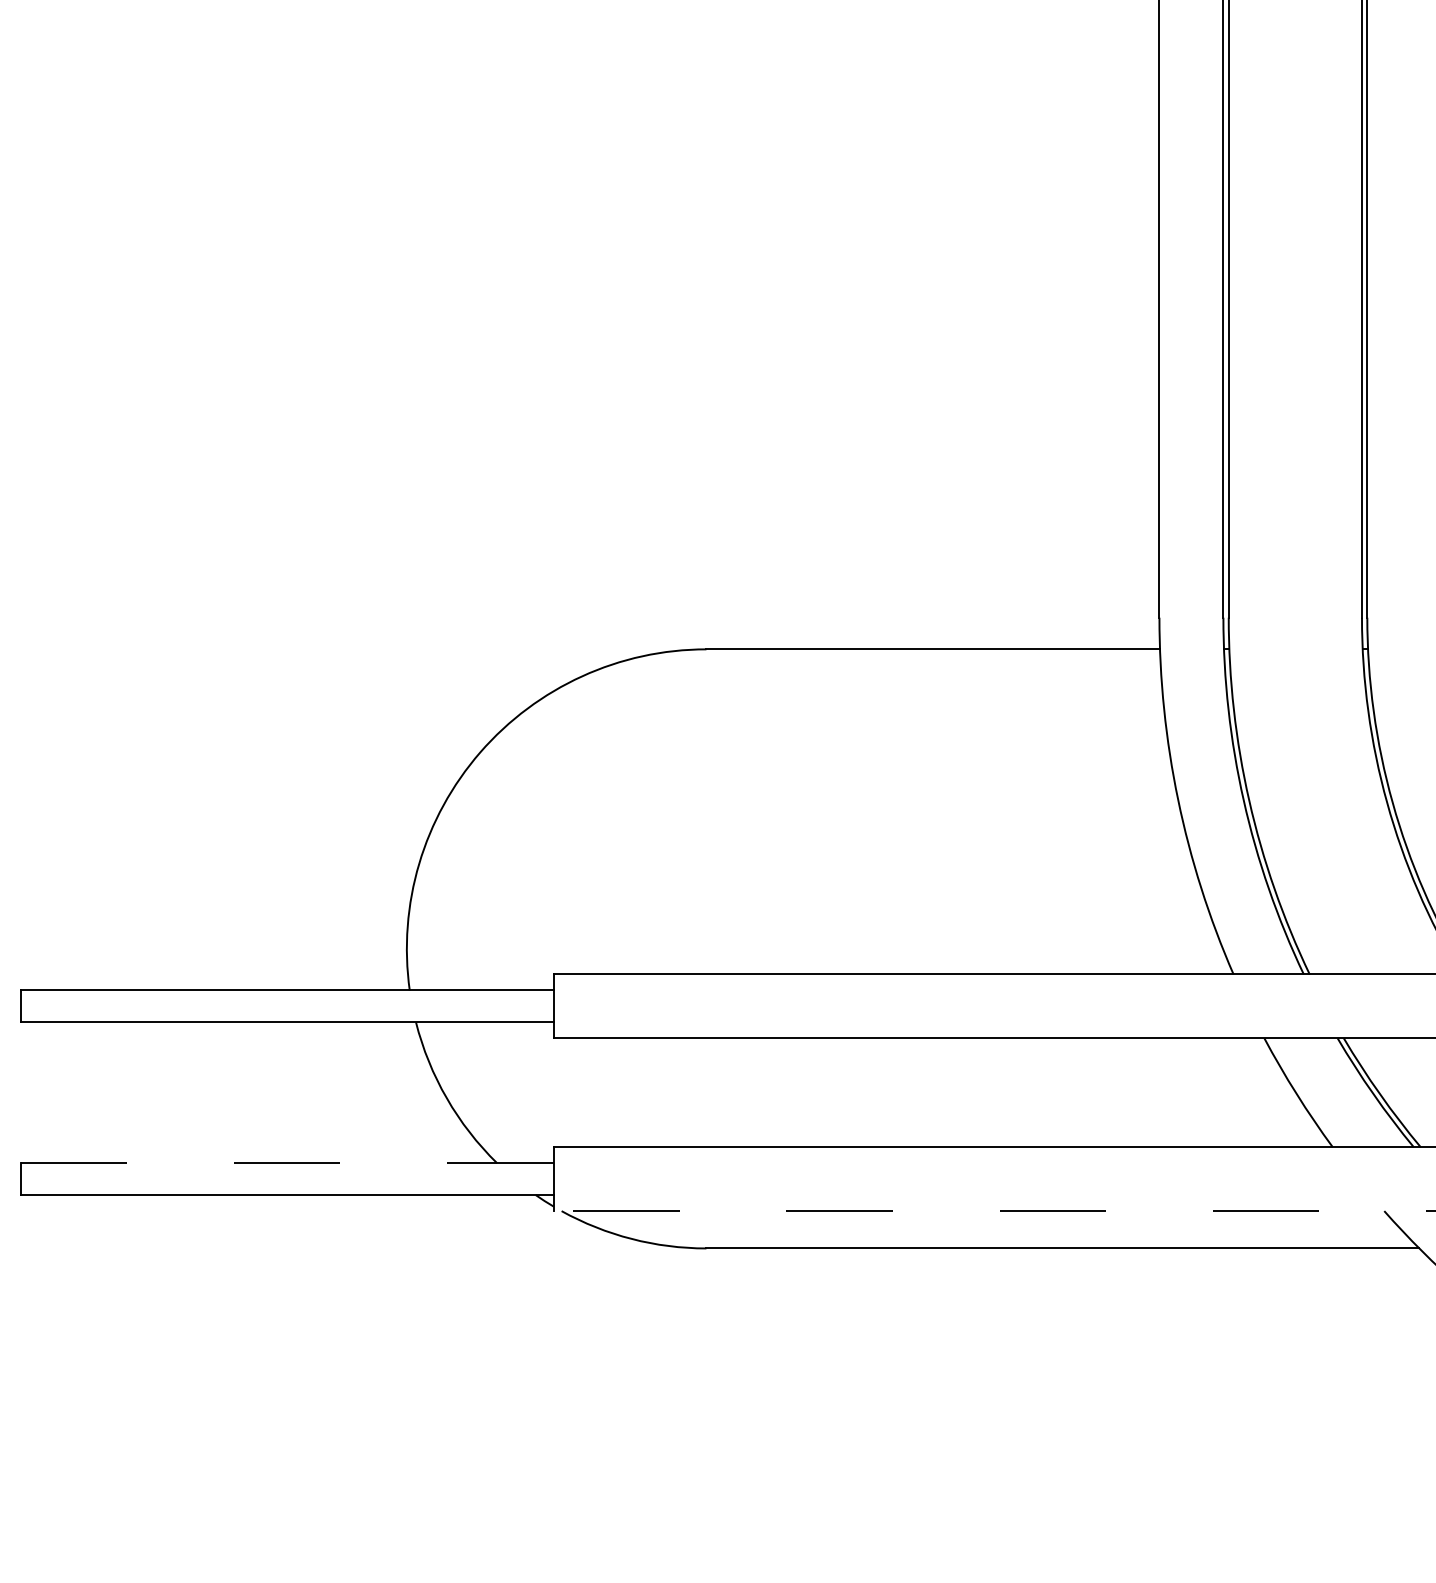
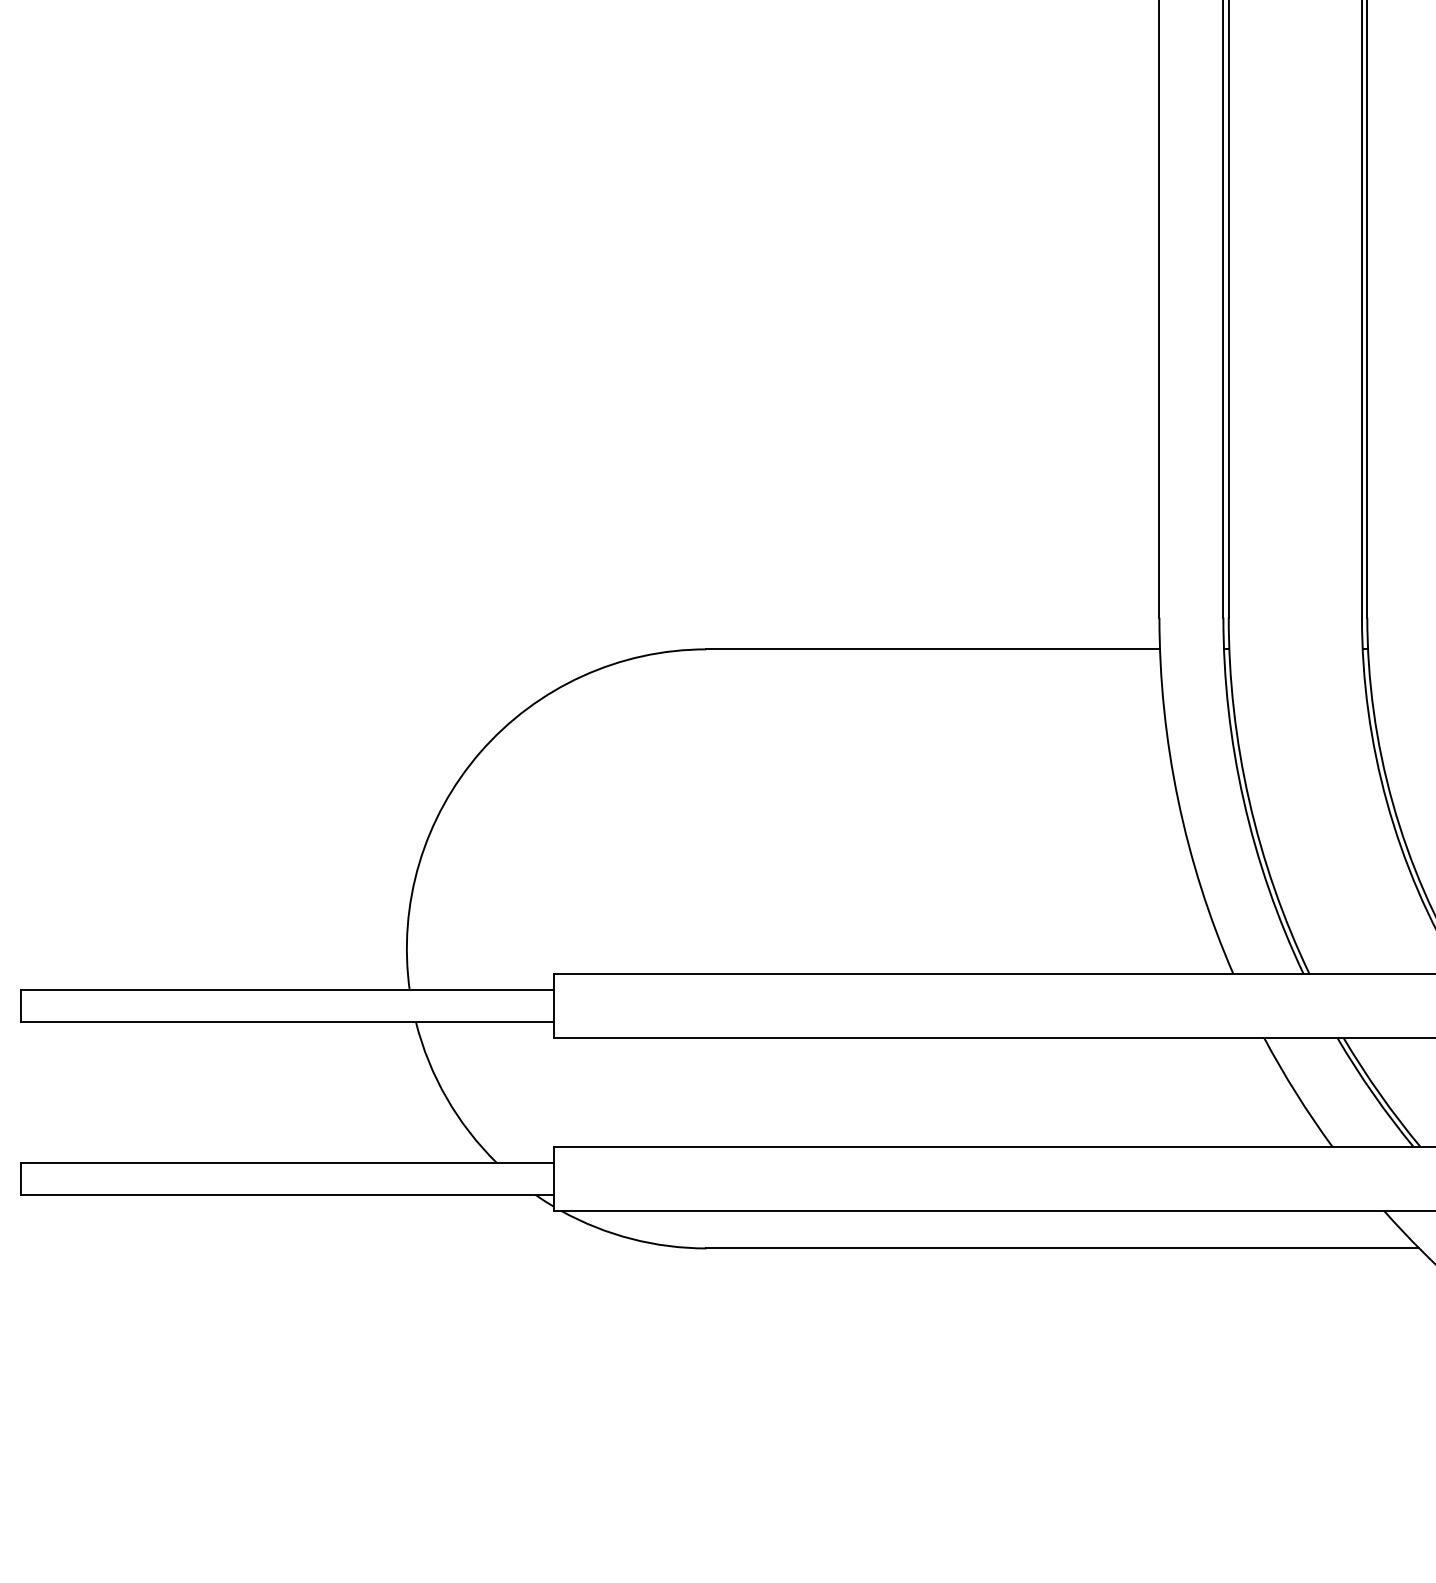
line: dashed -> solid (286, 1163)
line: dashed -> solid (994, 1211)
